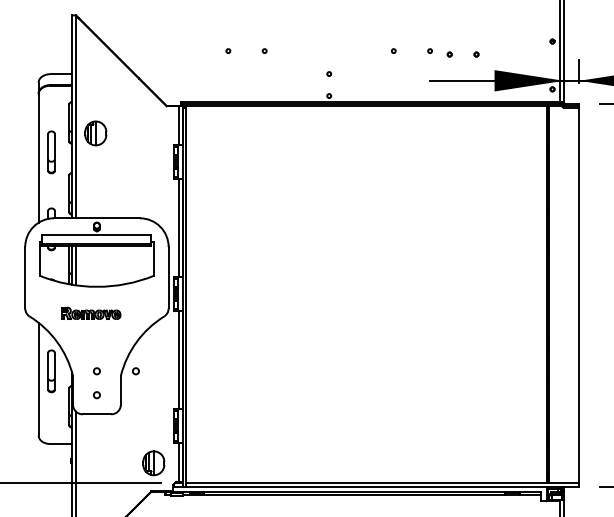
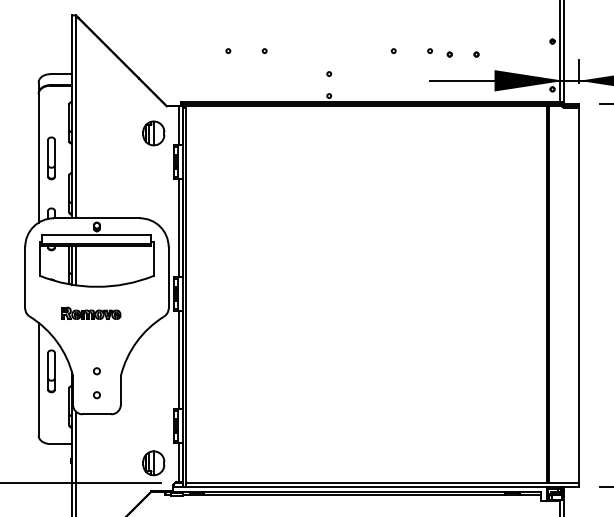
part position: (95, 133) -> (153, 133) (153, 133)
part position: (51, 152) -> (51, 158) (51, 158)
circle: present -> none (135, 371)
